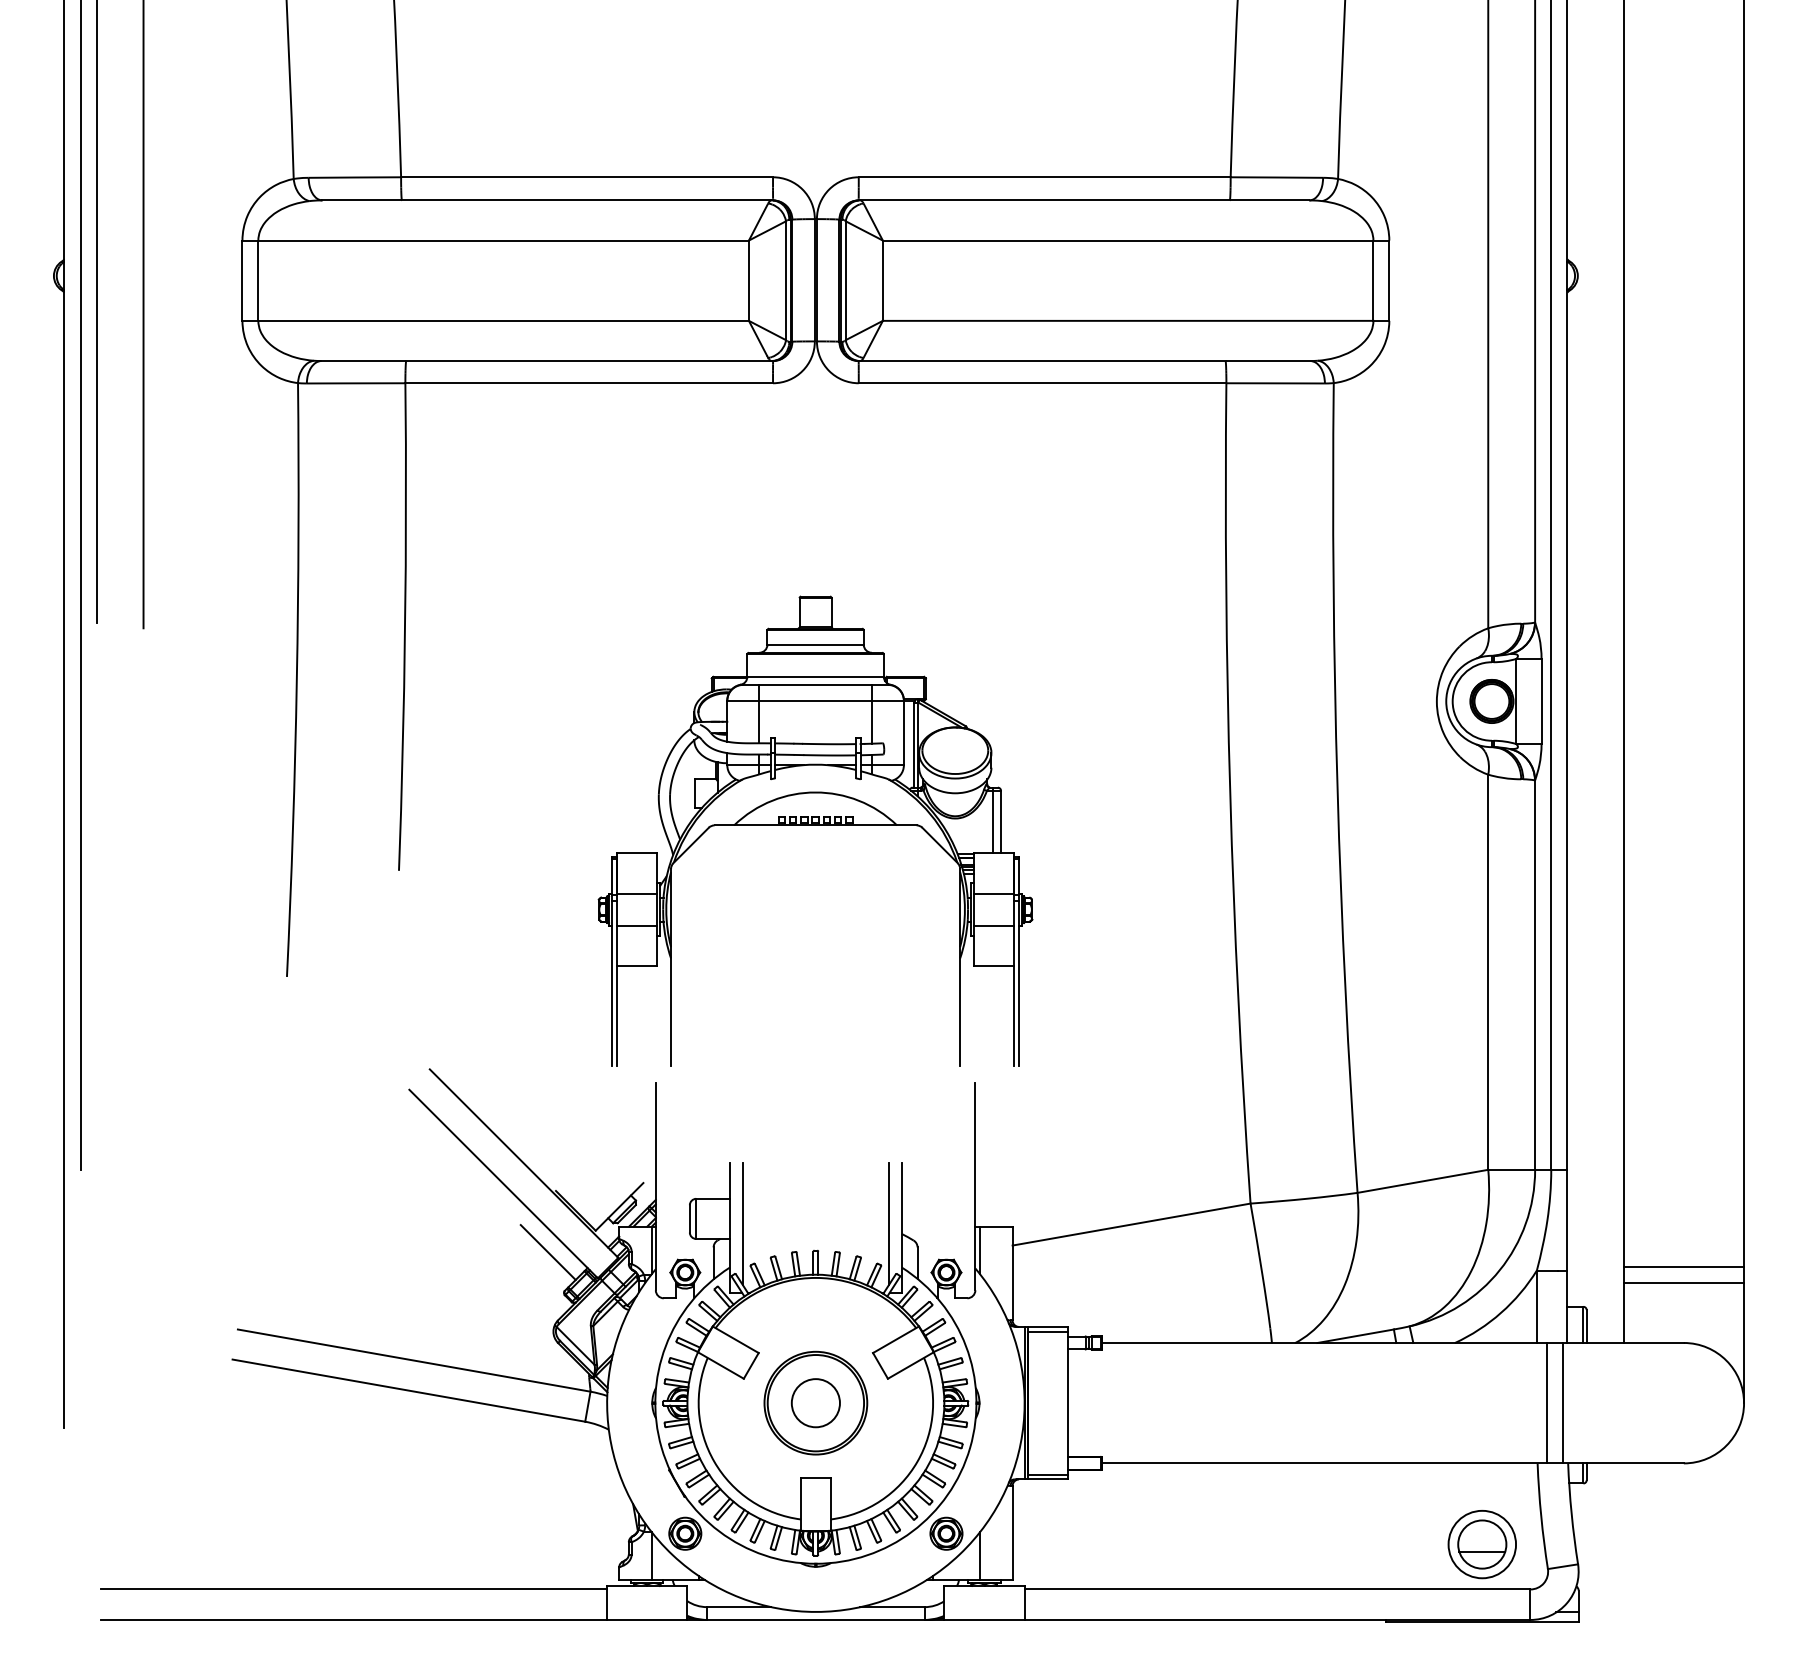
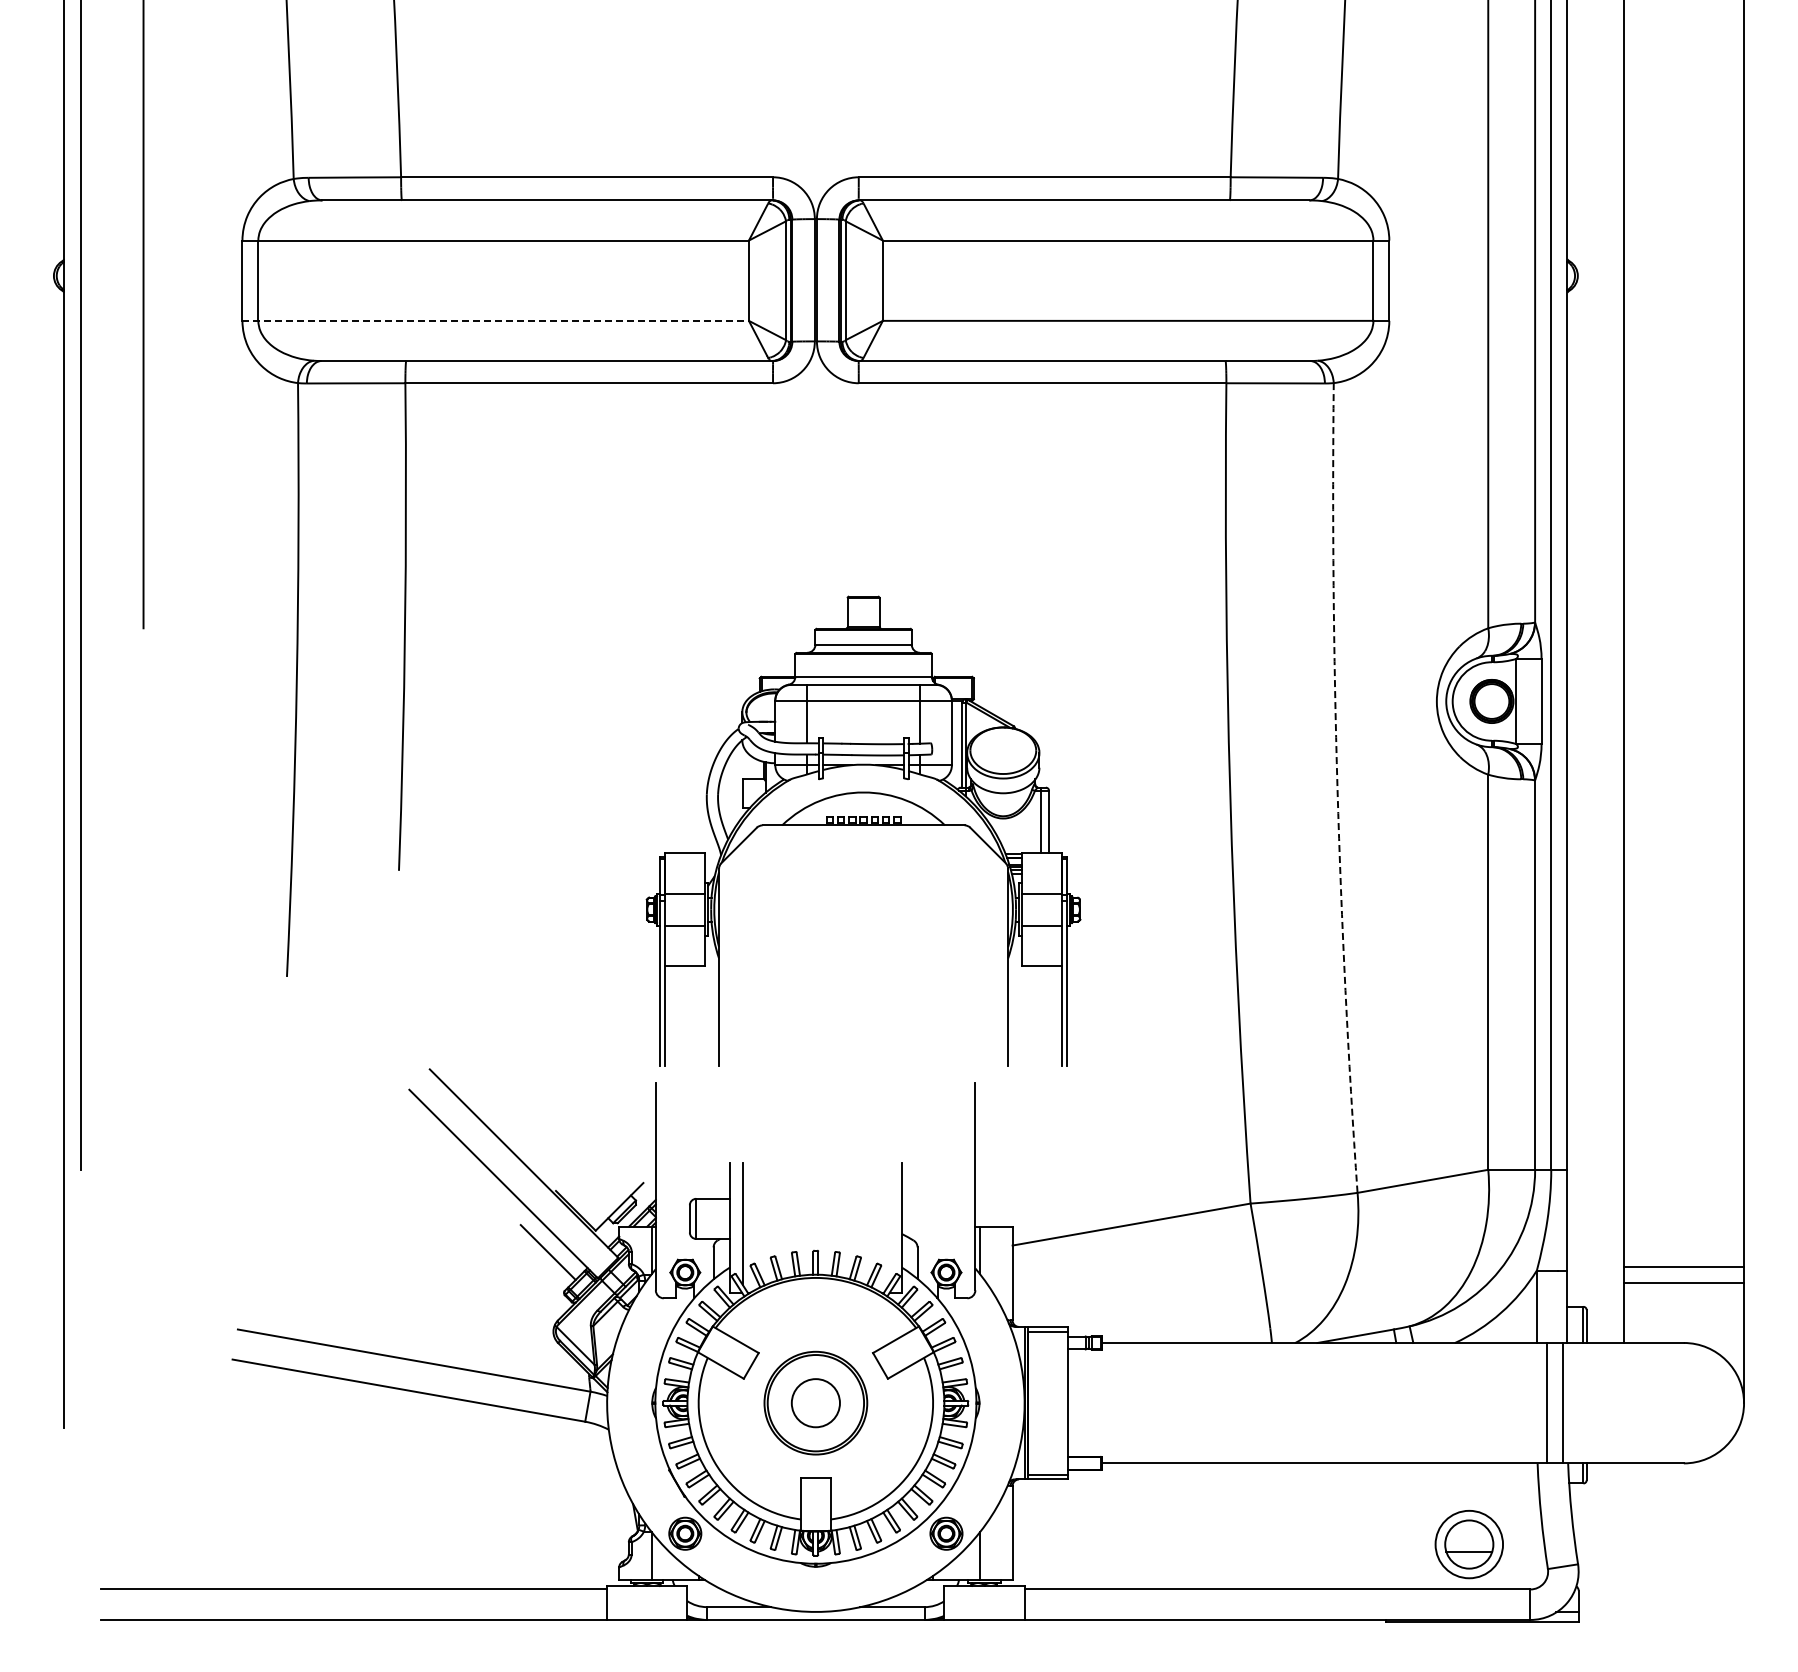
line: present -> none (96, 312)
line: solid -> dashed (496, 320)
arc: solid -> dashed (1337, 788)
part position: (815, 830) -> (863, 830) (863, 830)
line: present -> none (888, 1223)
part position: (1481, 1544) -> (1468, 1544) (1468, 1544)
